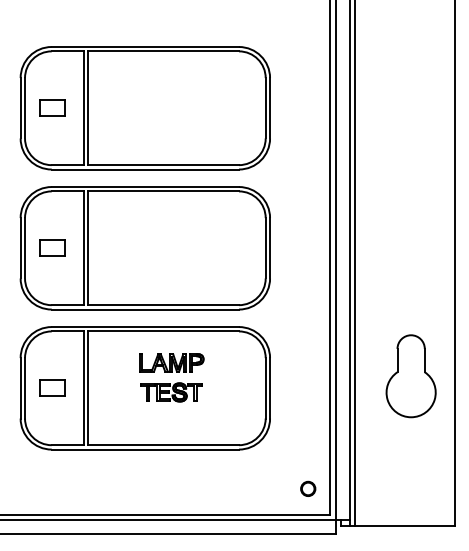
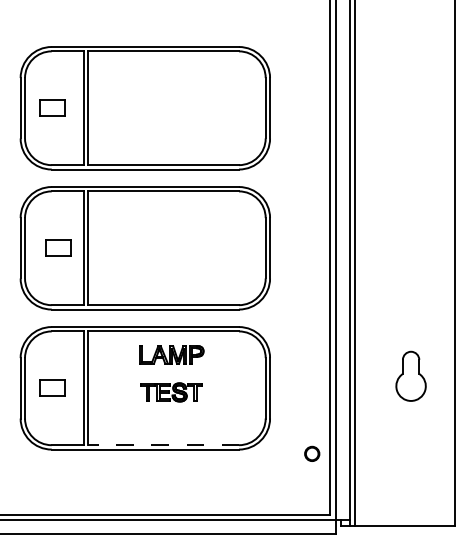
part position: (52, 247) -> (58, 247) (58, 247)
part position: (171, 362) -> (171, 354) (171, 354)
part size: 52x85 px -> 32x52 px (410, 375)
line: solid -> dashed (163, 445)
circle position: (308, 488) -> (312, 453) (312, 453)
